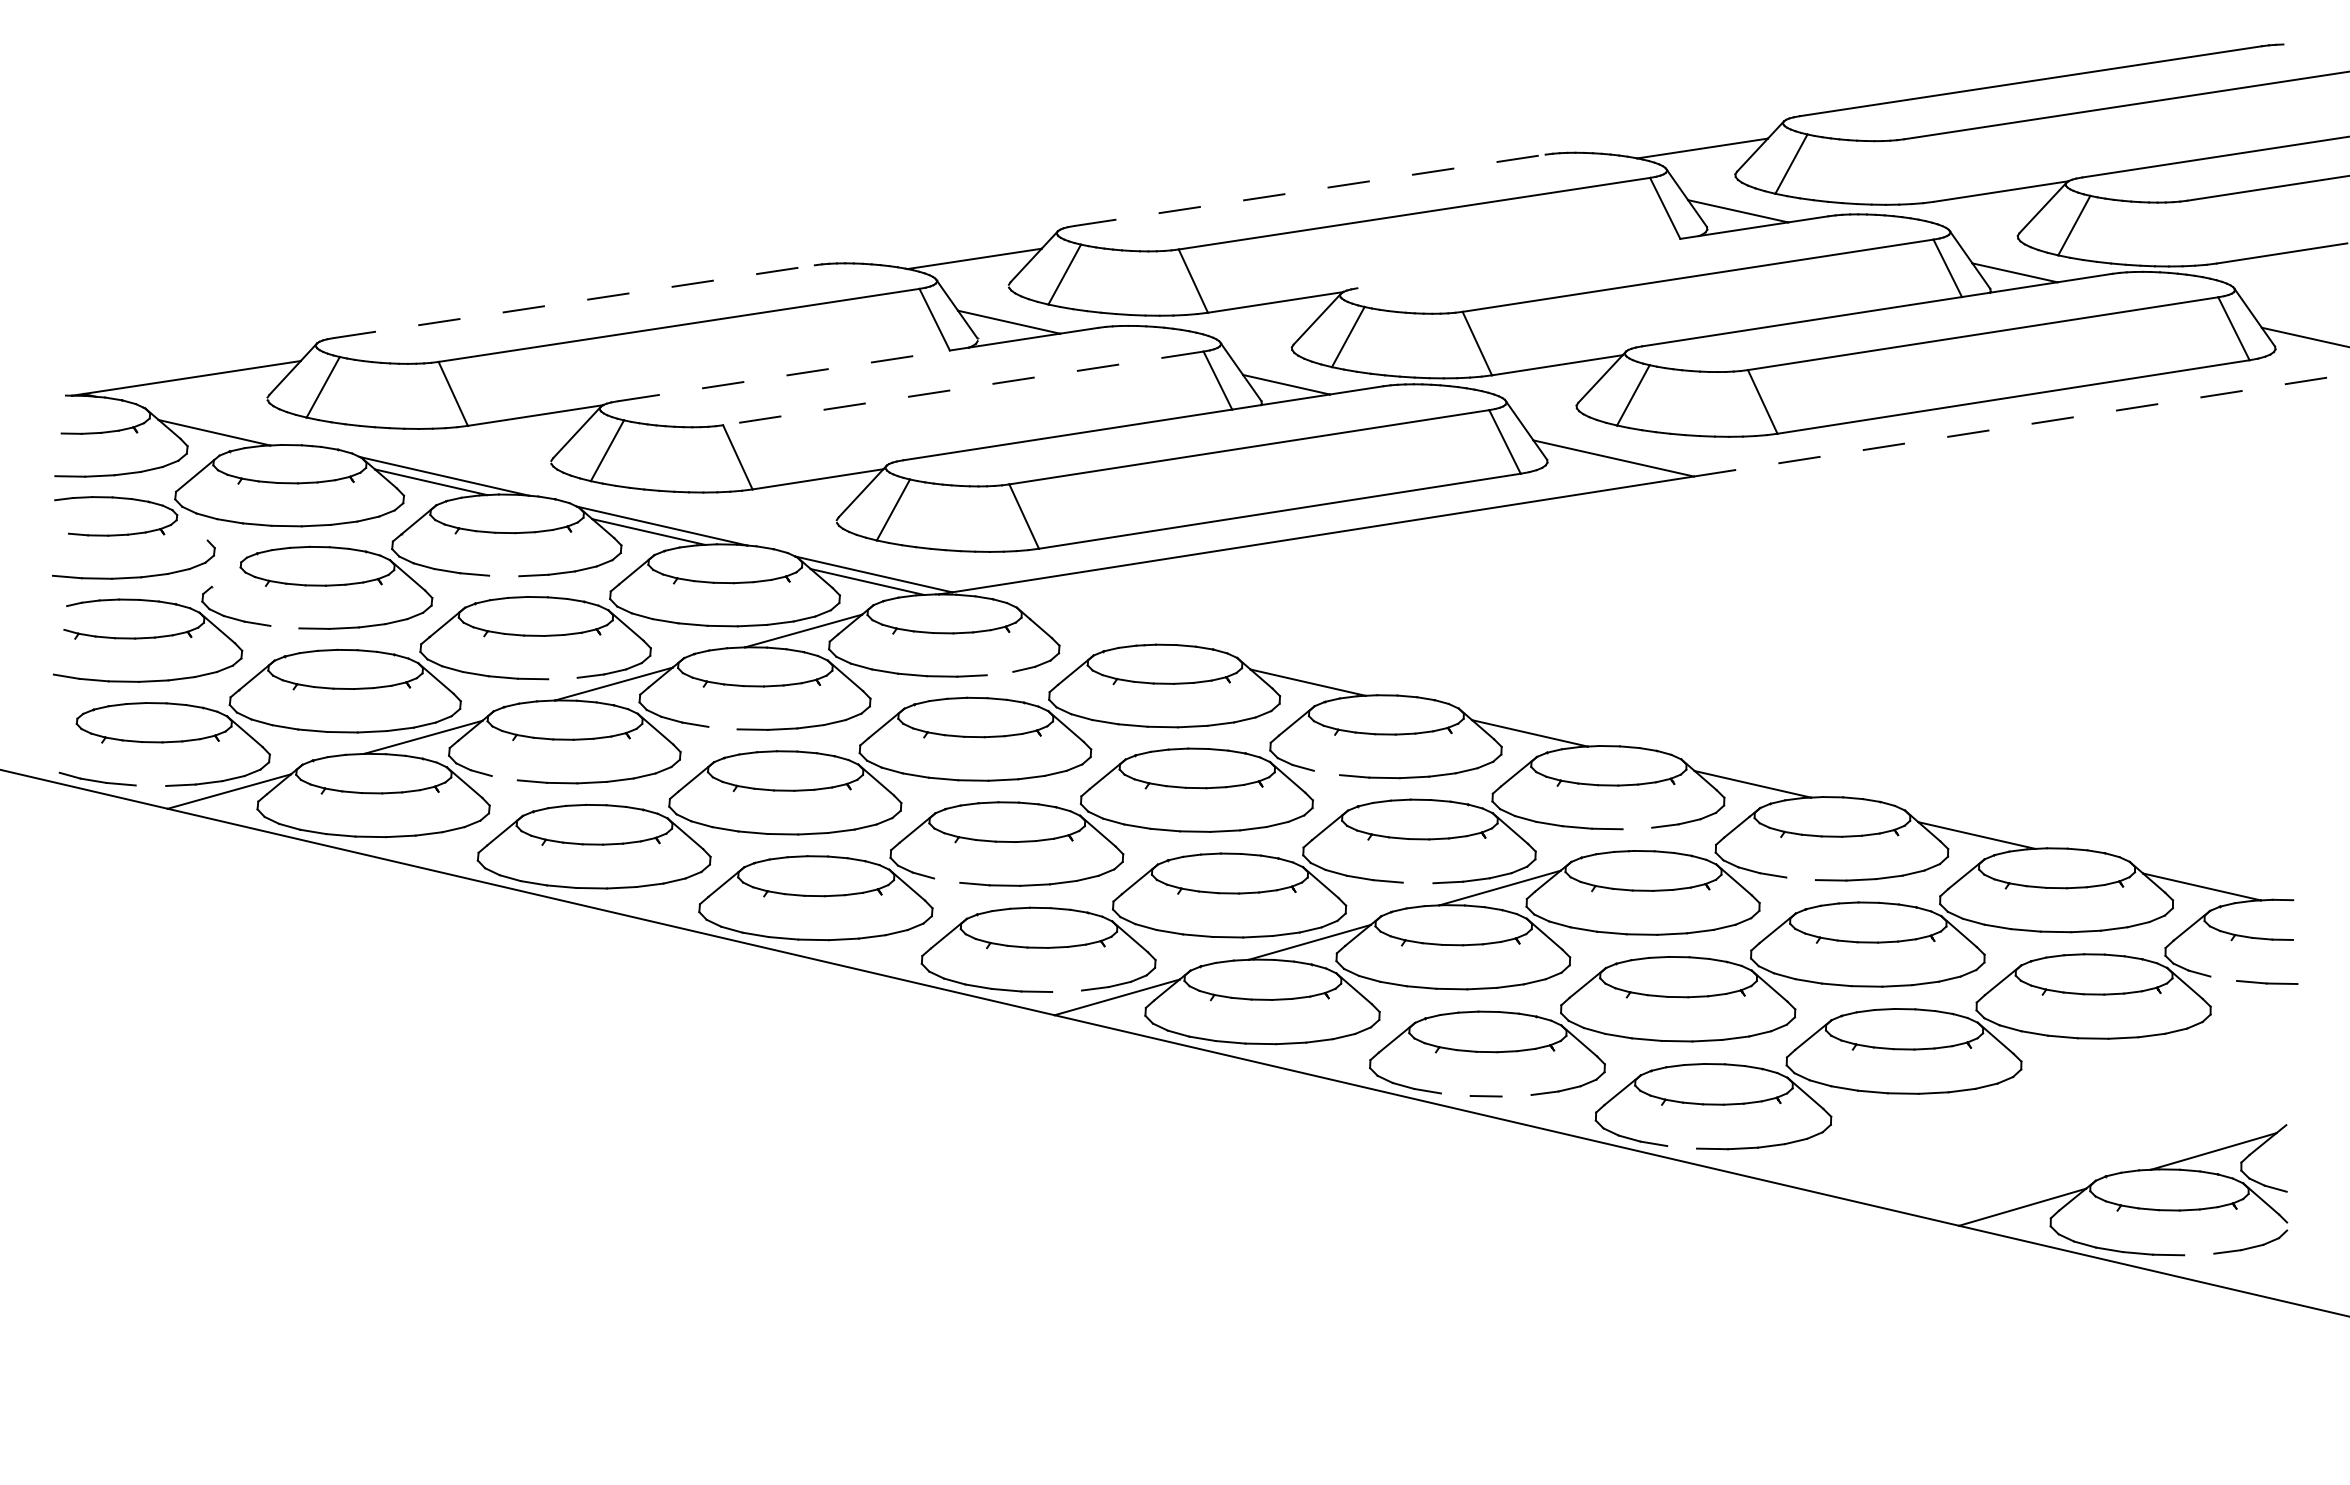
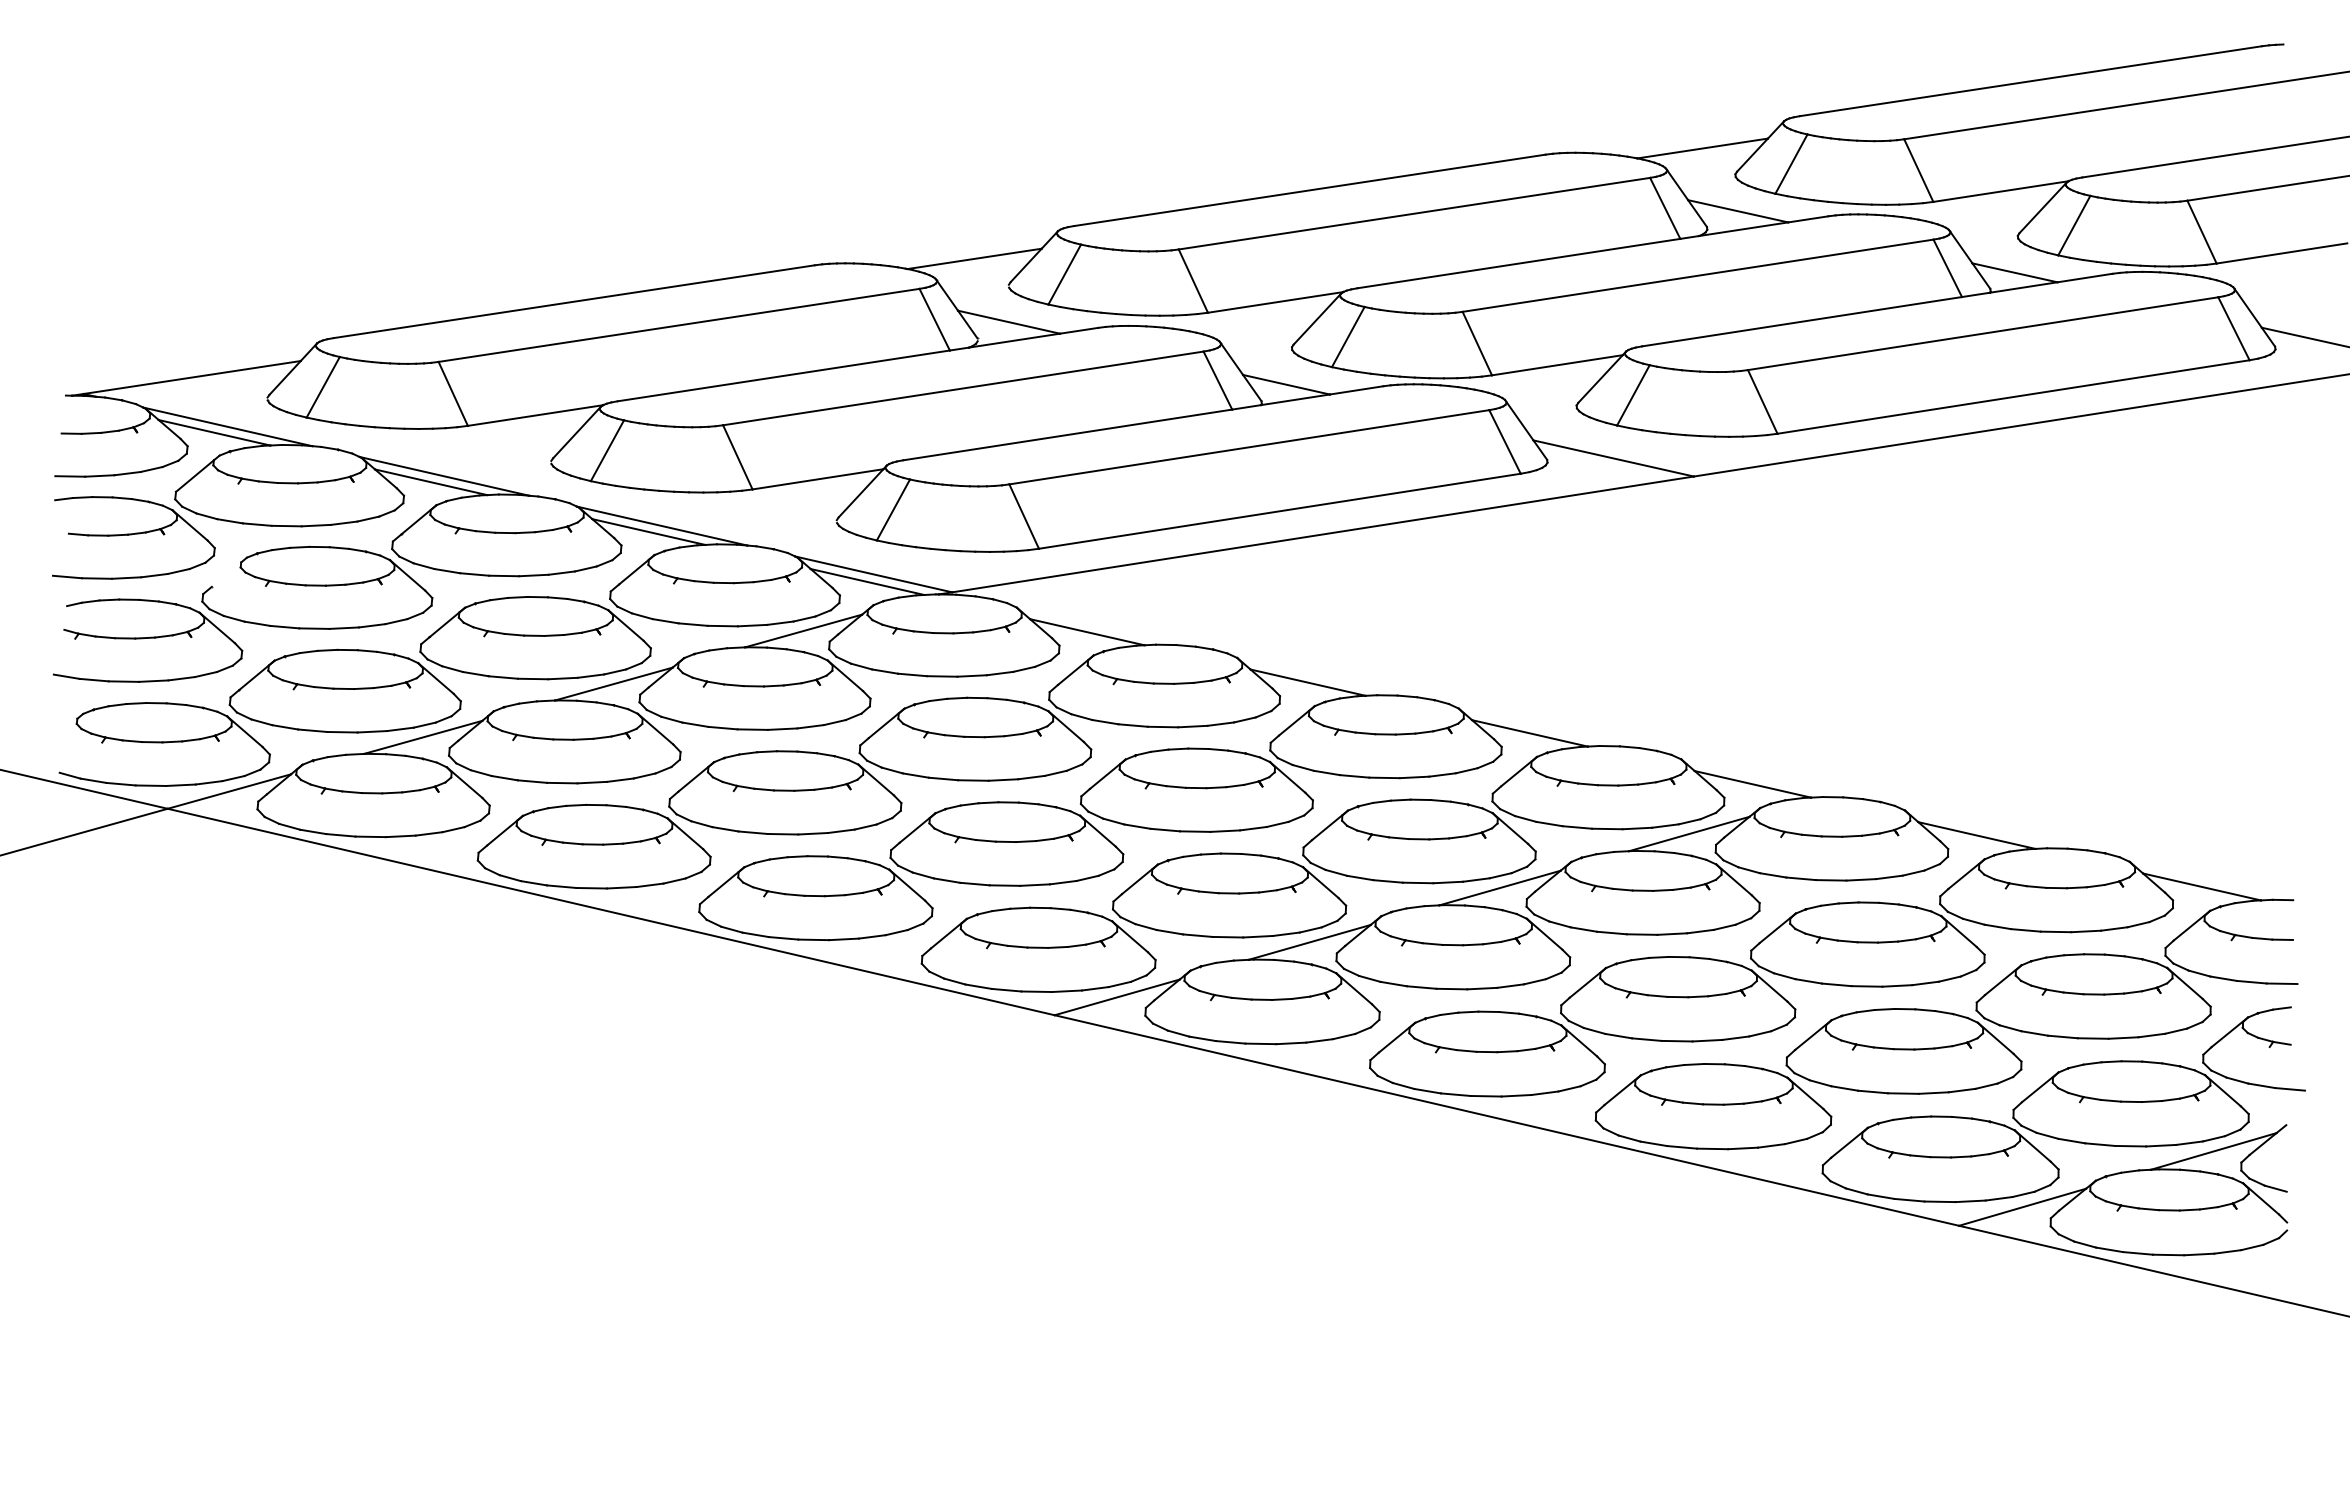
line: none -> present (1918, 170)
line: dashed -> solid (1310, 190)
line: none -> present (2201, 231)
line: none -> present (1518, 263)
line: dashed -> solid (574, 301)
line: dashed -> solid (784, 375)
line: dashed -> solid (962, 388)
line: dashed -> solid (2021, 425)
line: none -> present (227, 426)
line: none -> present (189, 525)
line: none -> present (504, 575)
line: none -> present (284, 626)
line: none -> present (1087, 632)
line: none -> present (999, 673)
line: none -> present (562, 678)
line: none -> present (722, 727)
line: none -> present (1326, 772)
line: none -> present (504, 778)
line: none -> present (150, 785)
line: none -> present (1637, 828)
line: none -> present (84, 831)
line: none -> present (1689, 833)
line: none -> present (1800, 878)
line: none -> present (947, 880)
line: none -> present (1417, 882)
line: none -> present (2223, 978)
line: none -> present (1066, 991)
line: none -> present (1455, 1094)
line: none -> present (1516, 1095)
part: none -> present (2063, 1104)
line: none -> present (1682, 1147)
line: none -> present (2199, 1254)
